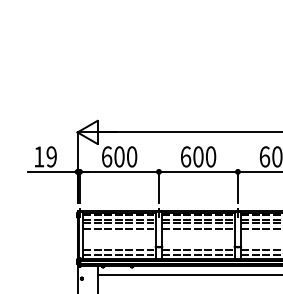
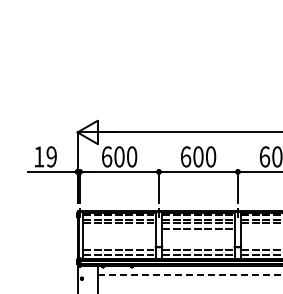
line: present -> none (119, 228)
line: present -> none (260, 228)
line: solid -> dashed (190, 275)
